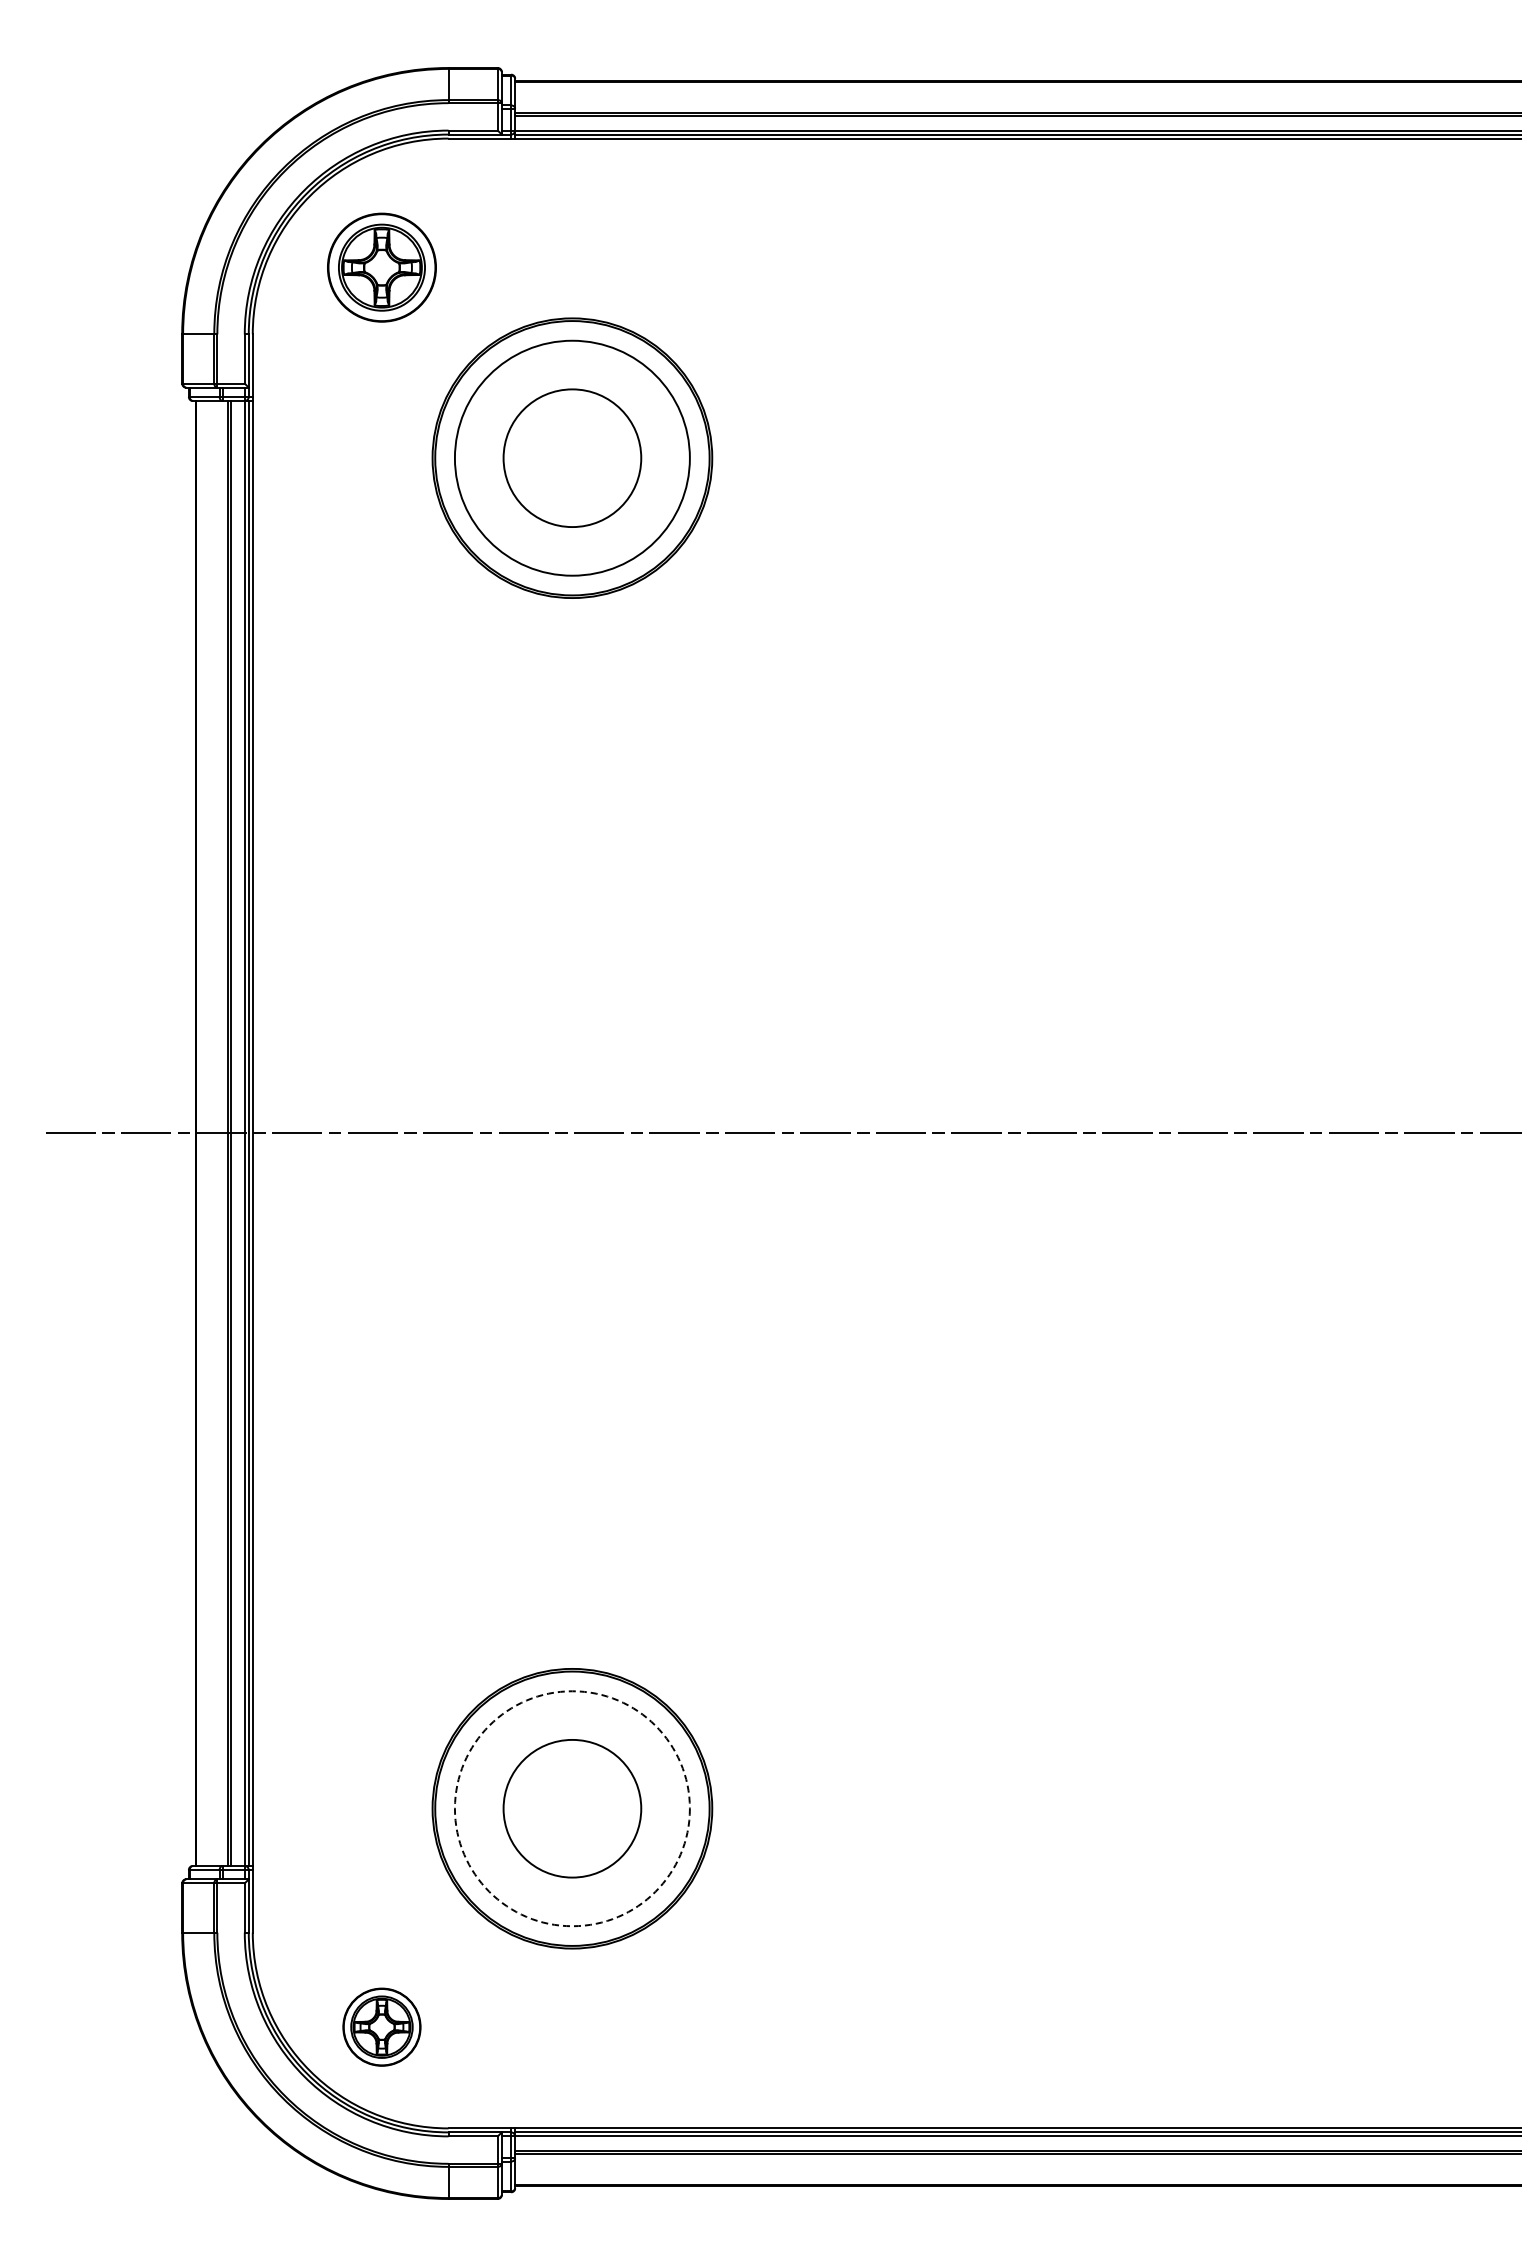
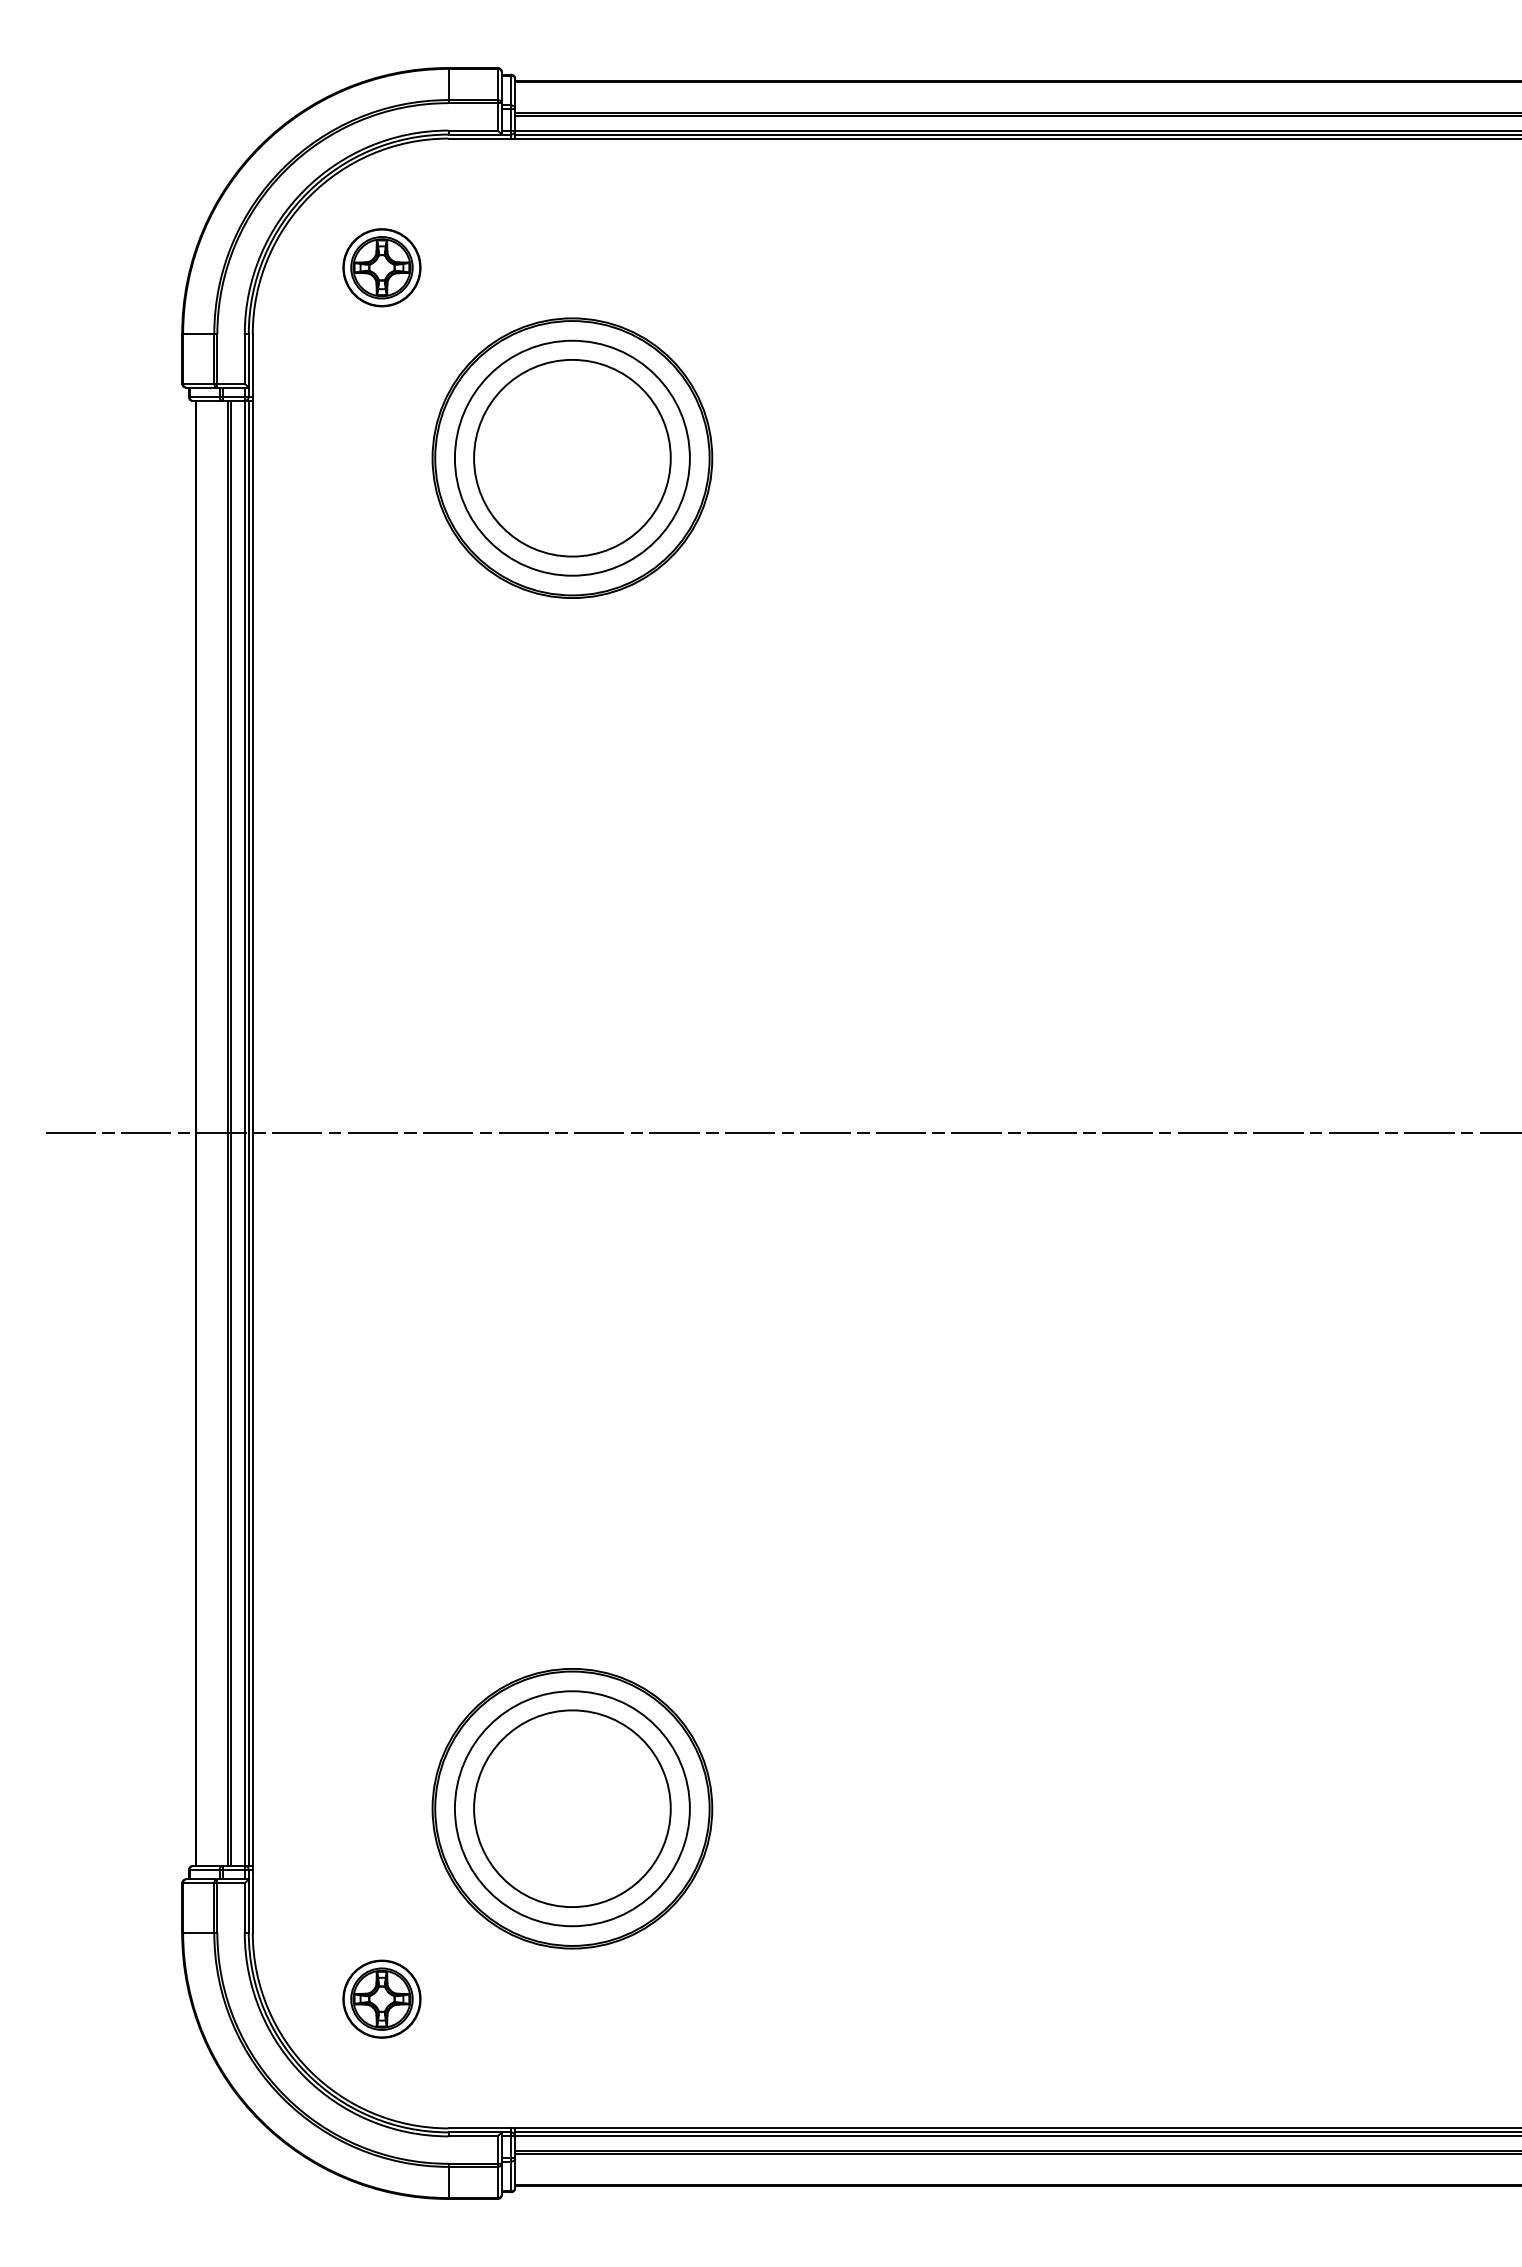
part size: 110x111 px -> 80x80 px (381, 267)
circle diameter: 138 px -> 197 px (572, 457)
circle: dashed -> solid (571, 1808)
circle diameter: 138 px -> 197 px (572, 1808)
part position: (381, 2026) -> (381, 1998) (381, 1998)
